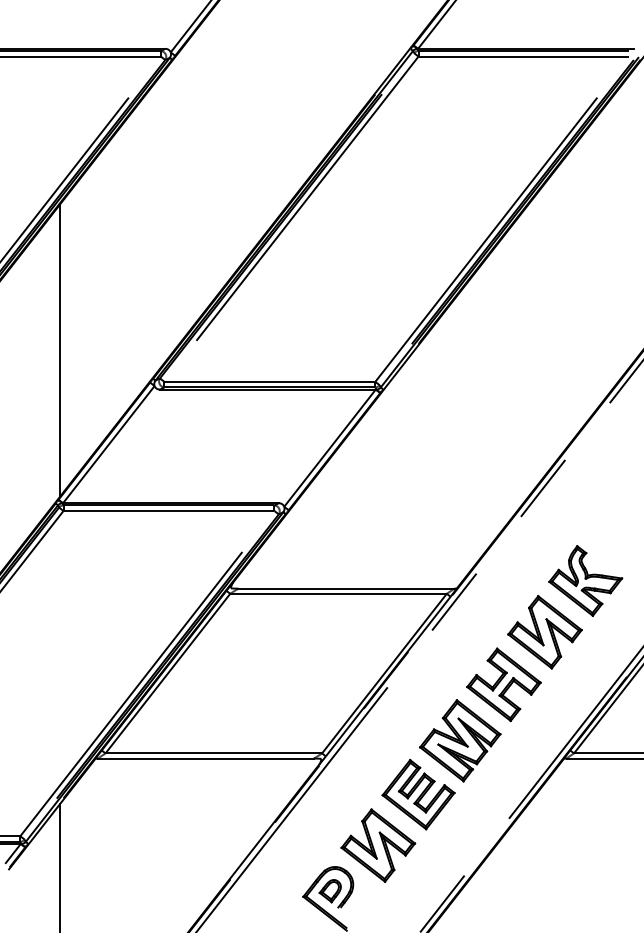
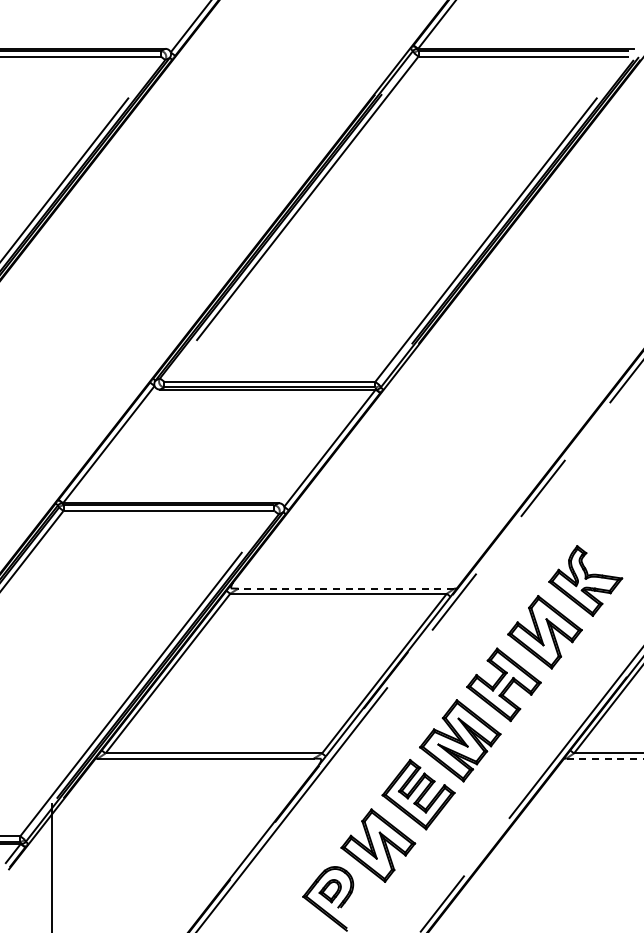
line: present -> none (59, 350)
line: solid -> dashed (346, 588)
line: solid -> dashed (605, 758)
line position: (59, 866) -> (51, 866) (51, 866)
